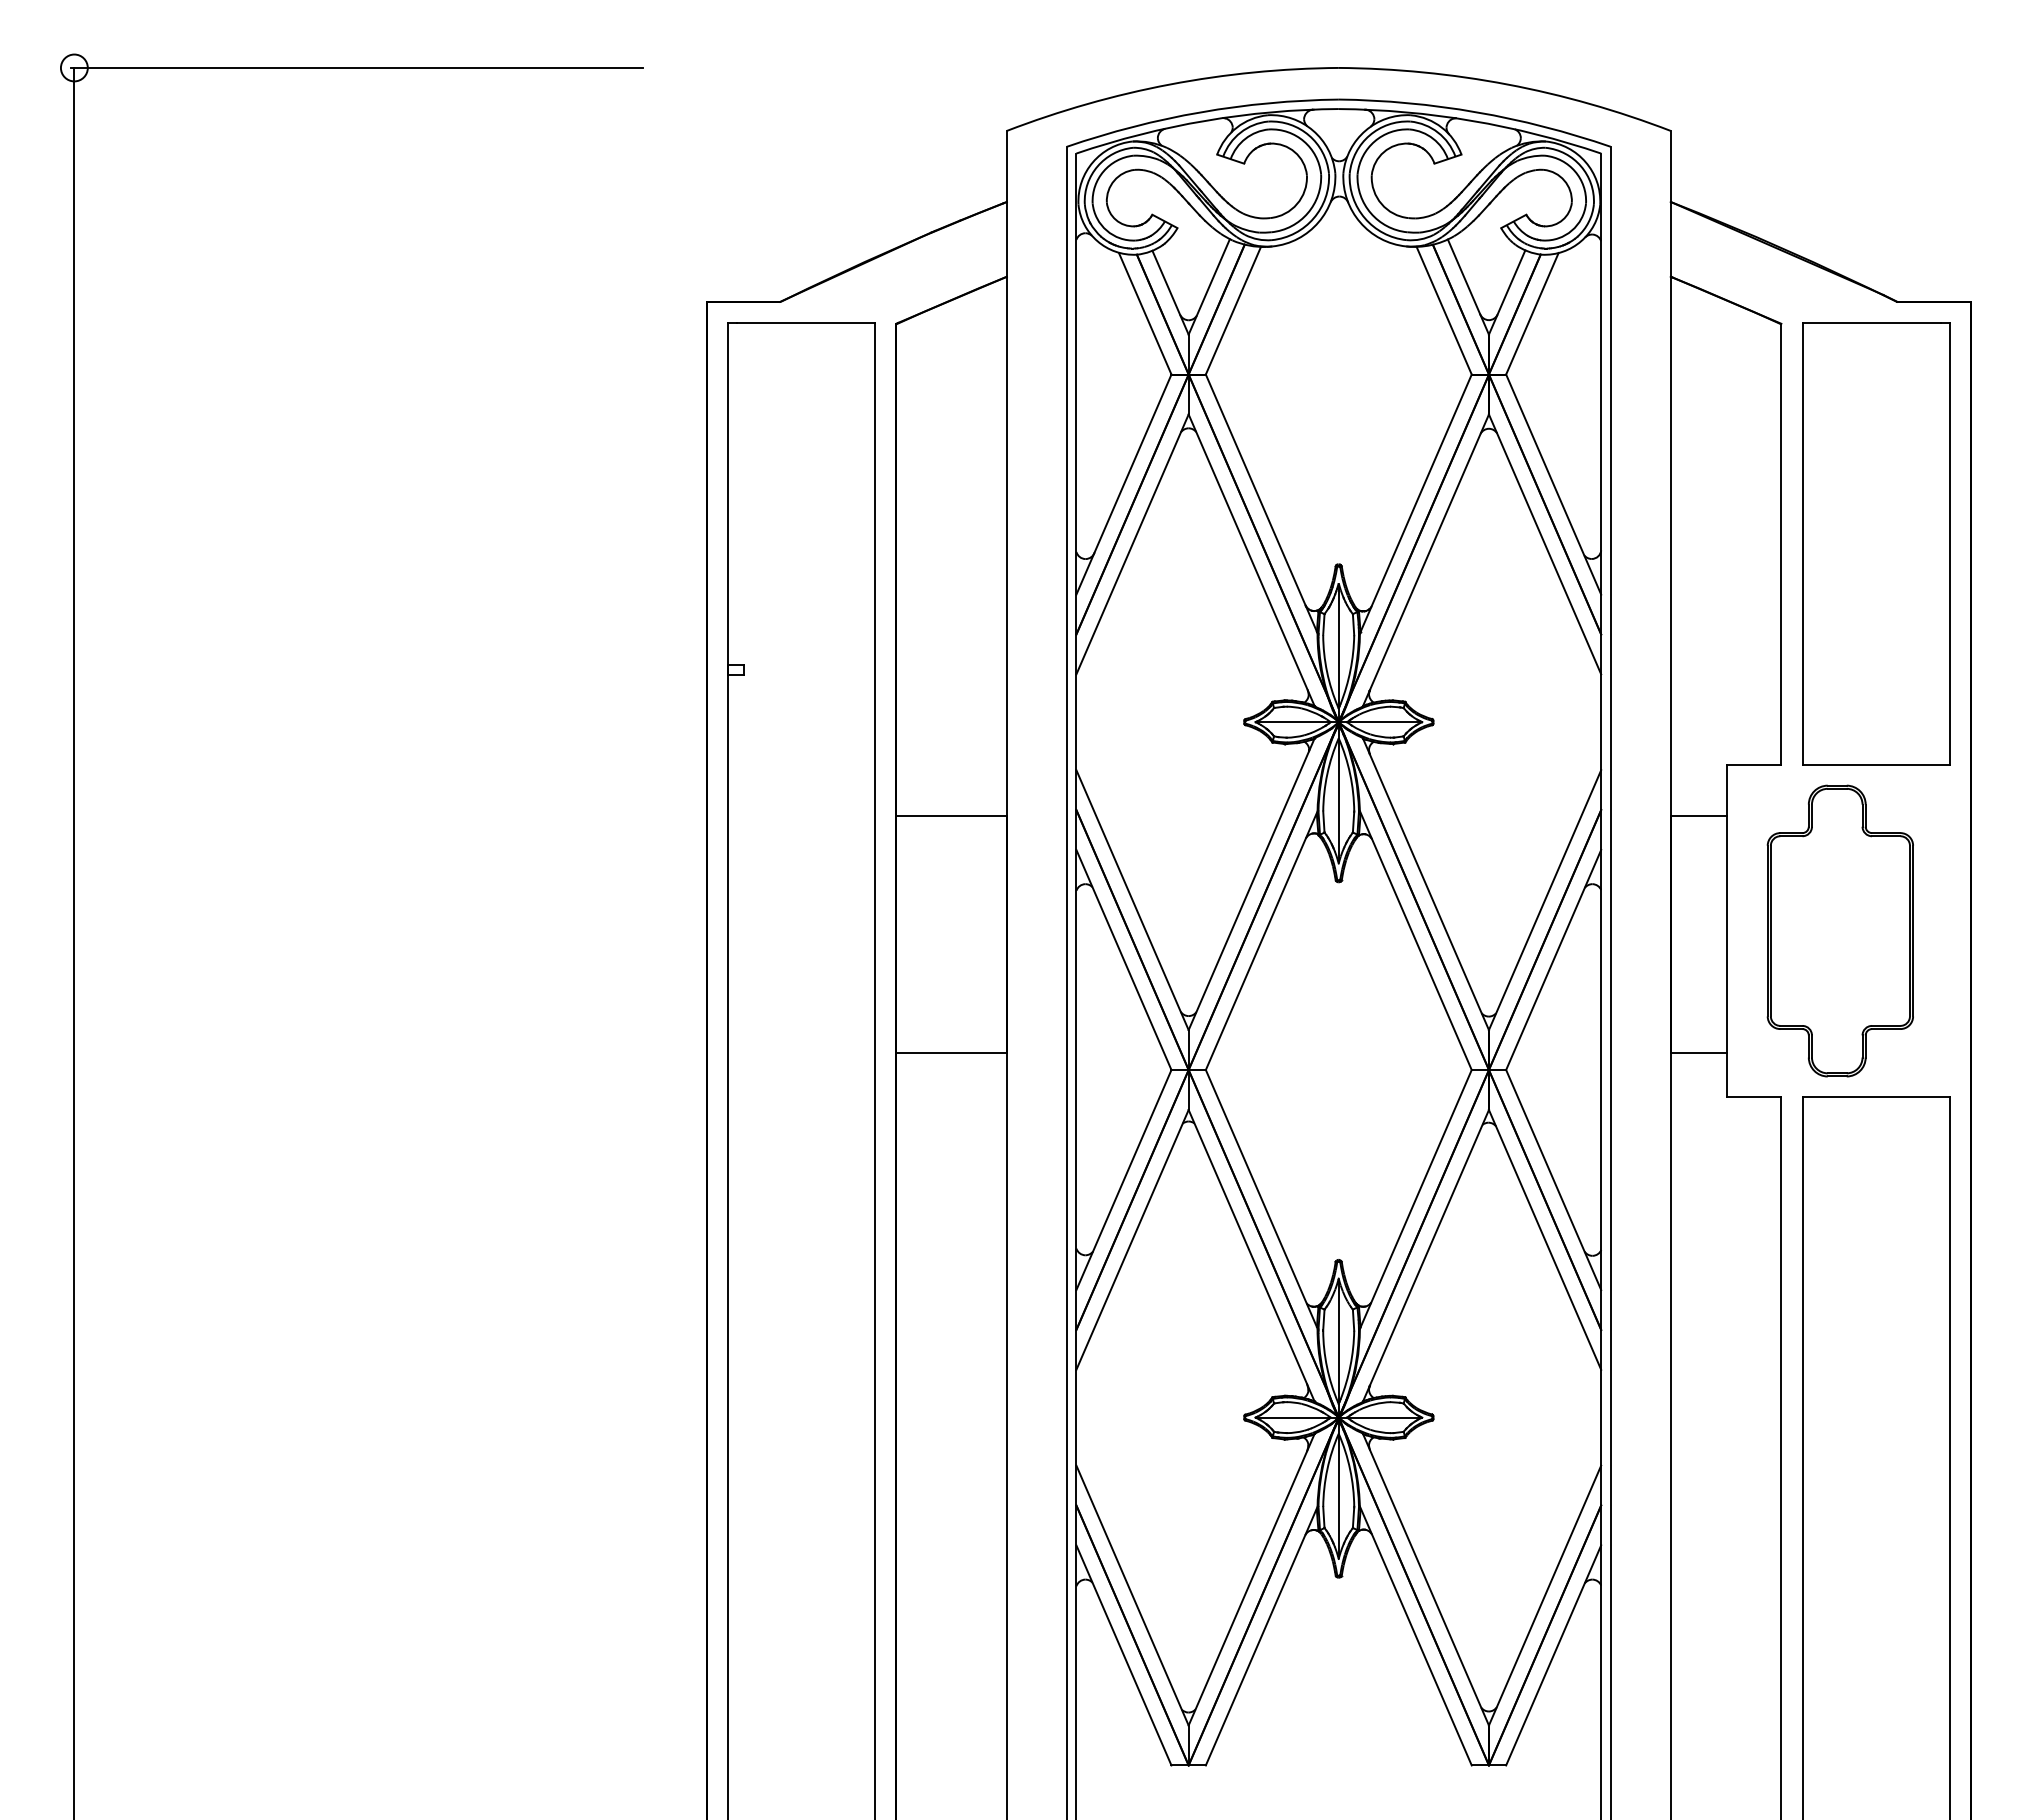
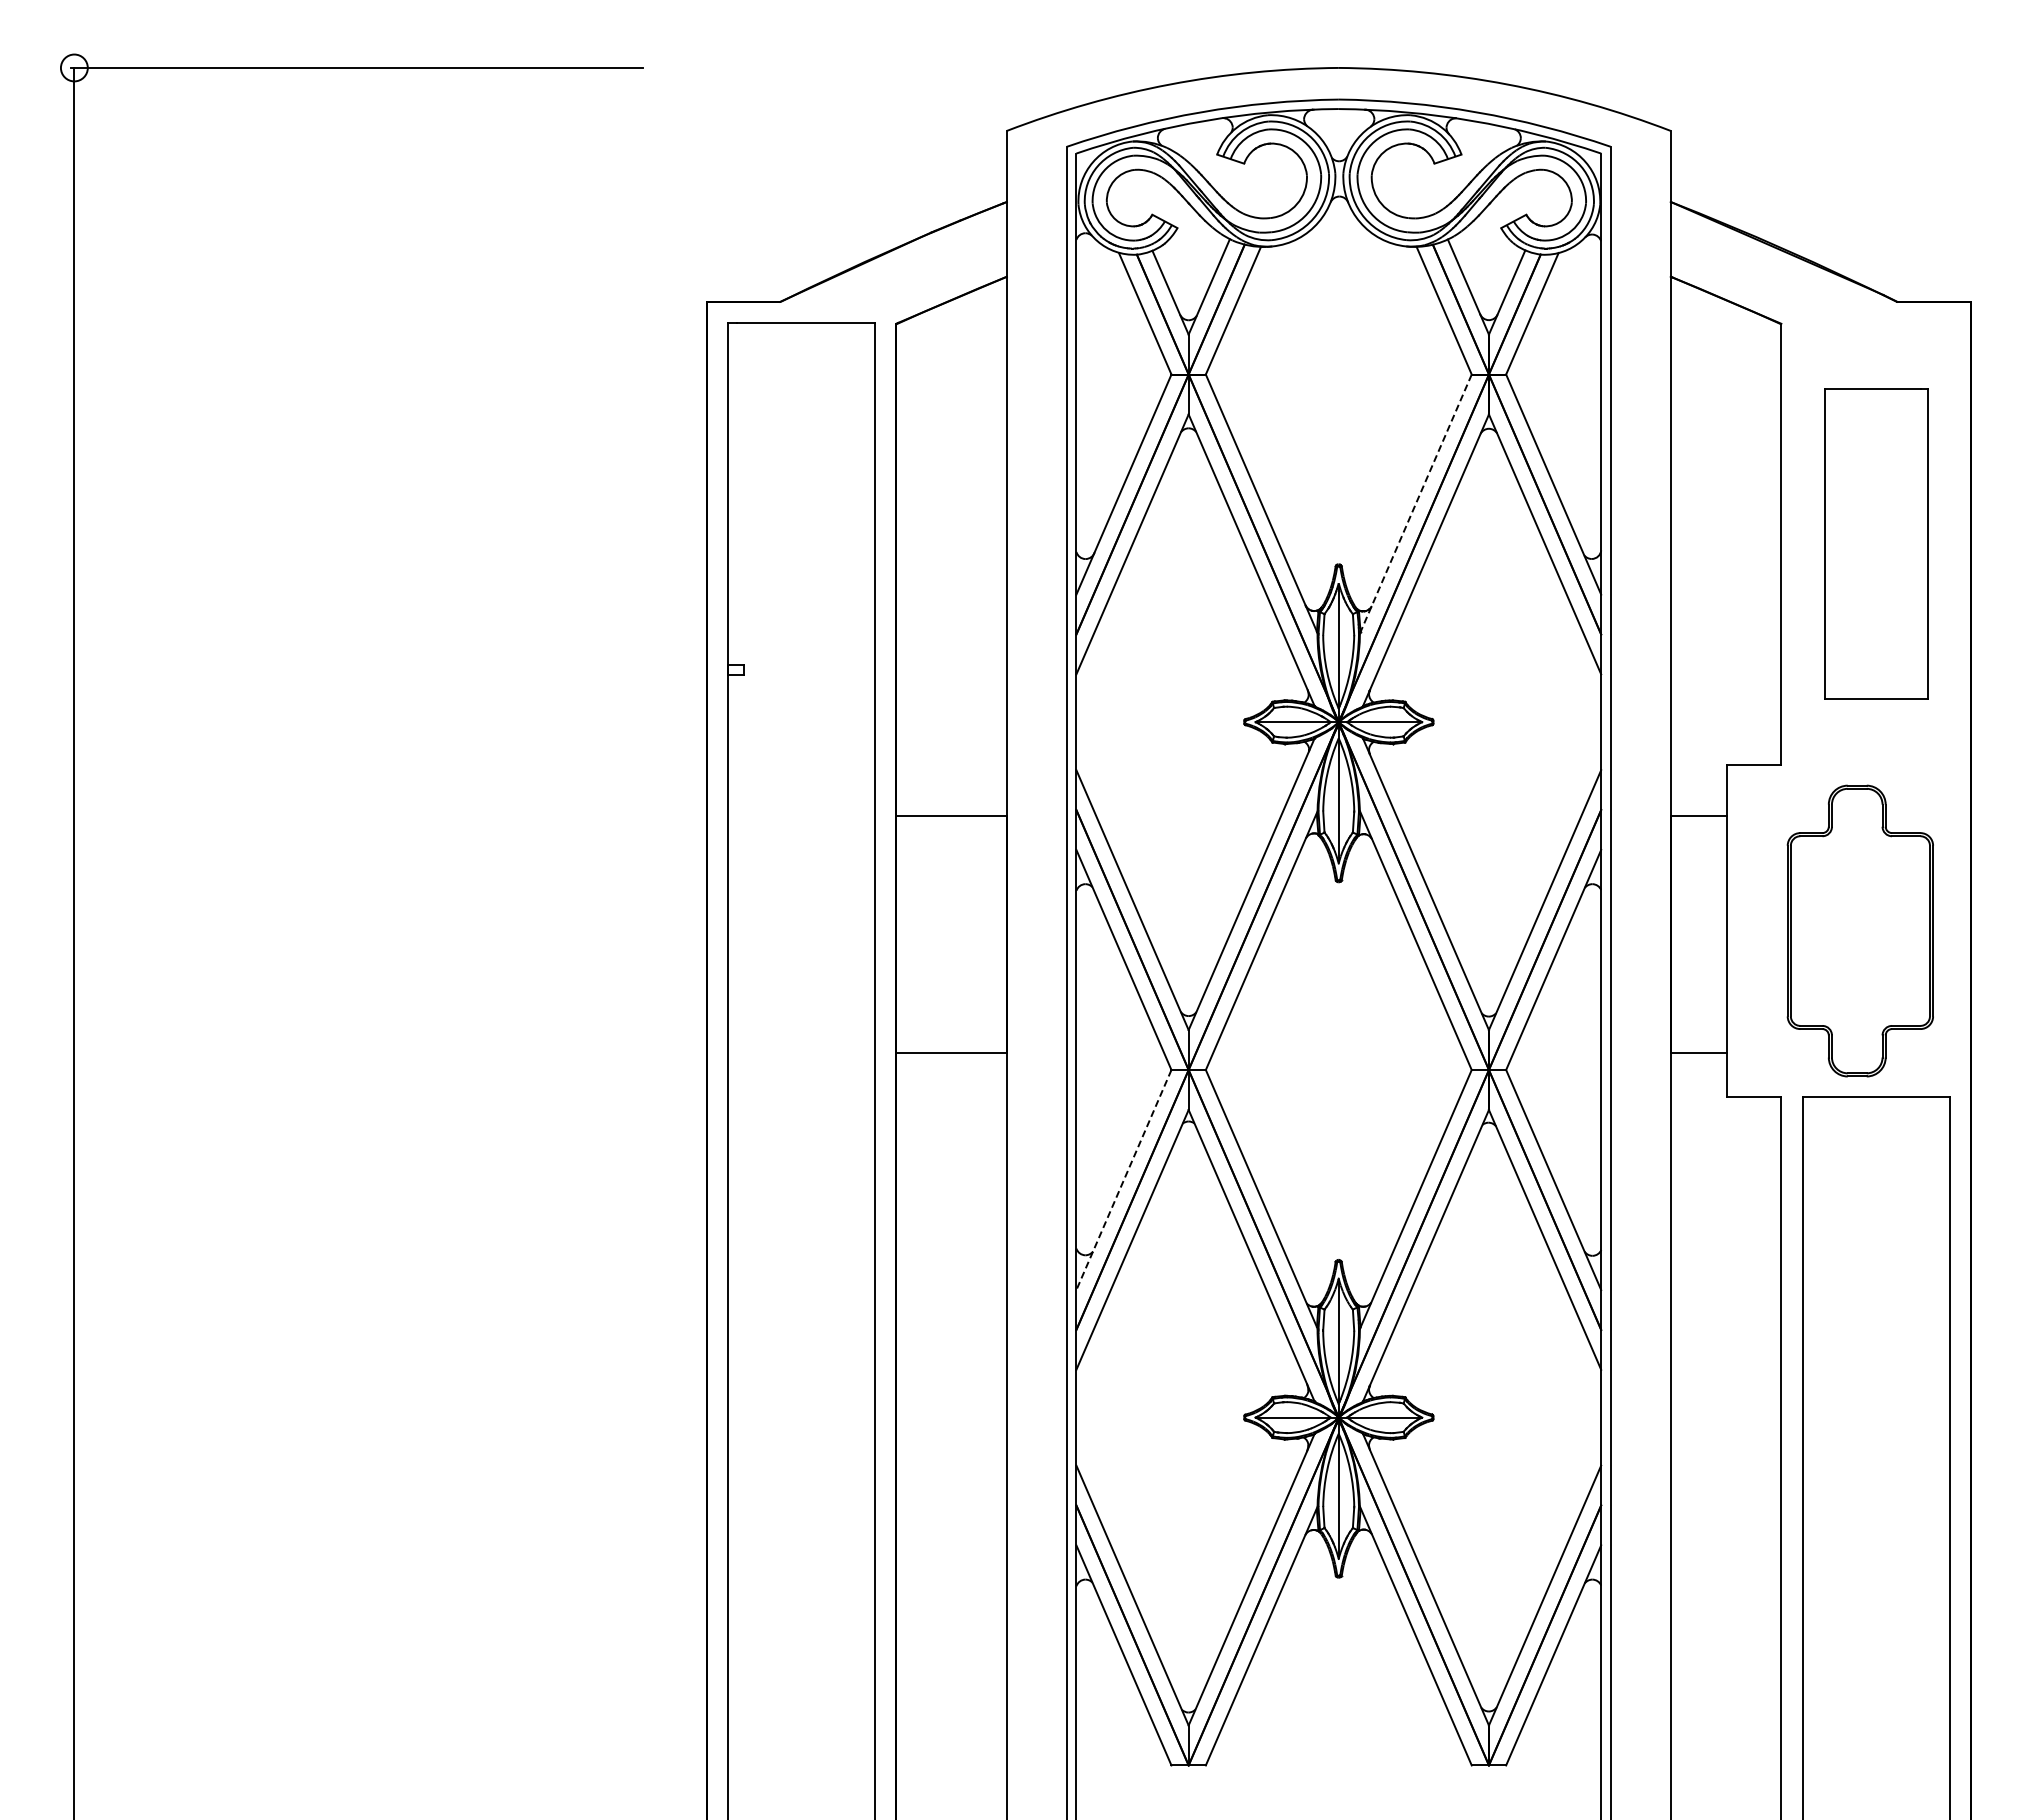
line: solid -> dashed (1415, 504)
part size: 149x444 px -> 105x312 px (1876, 543)
part position: (1839, 930) -> (1859, 930) (1859, 930)
line: solid -> dashed (1123, 1180)
